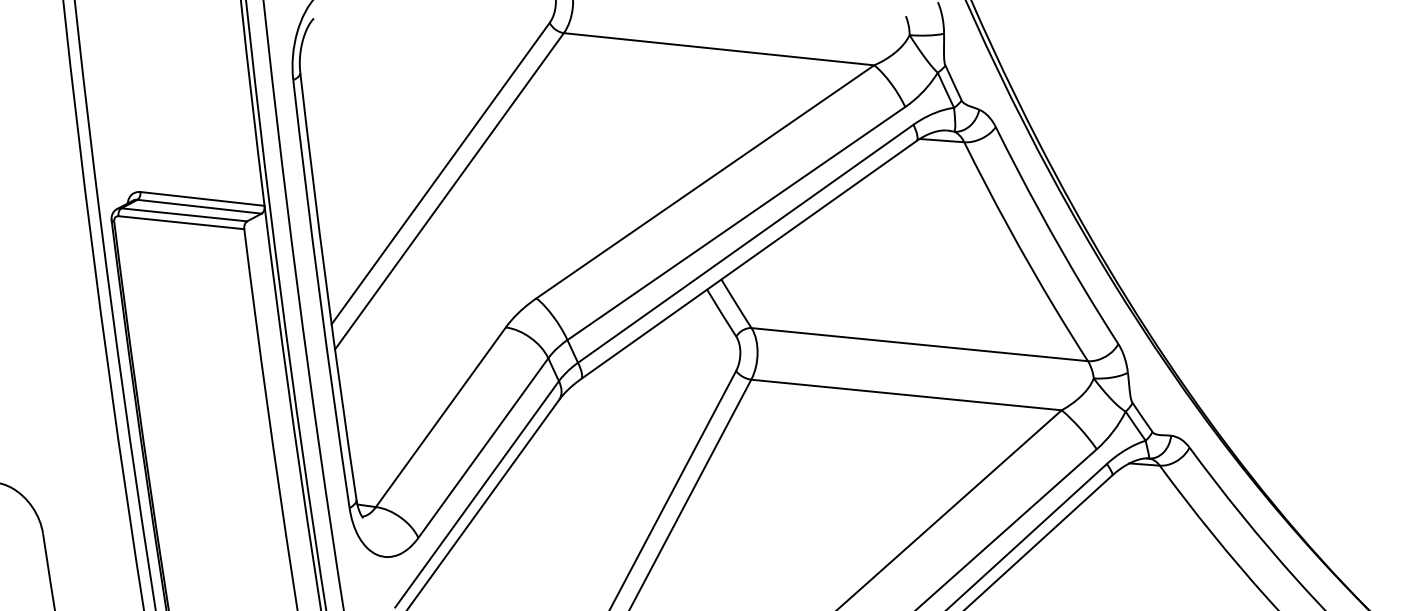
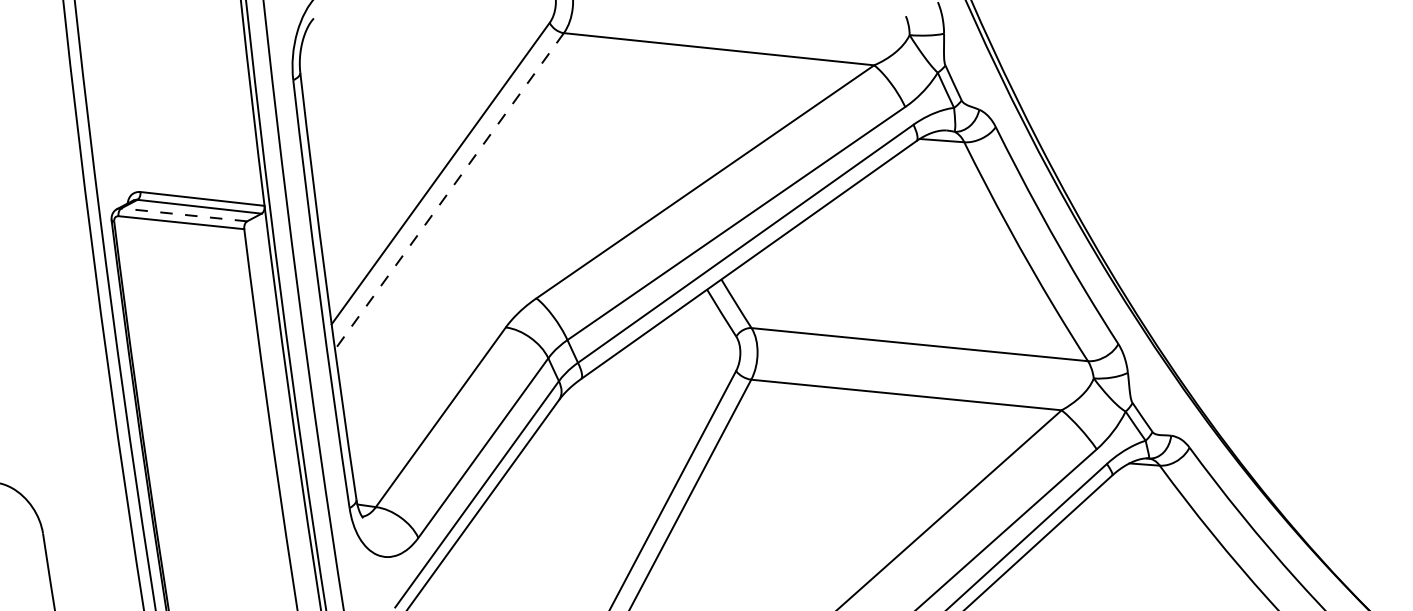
line: solid -> dashed (449, 191)
line: solid -> dashed (183, 214)
